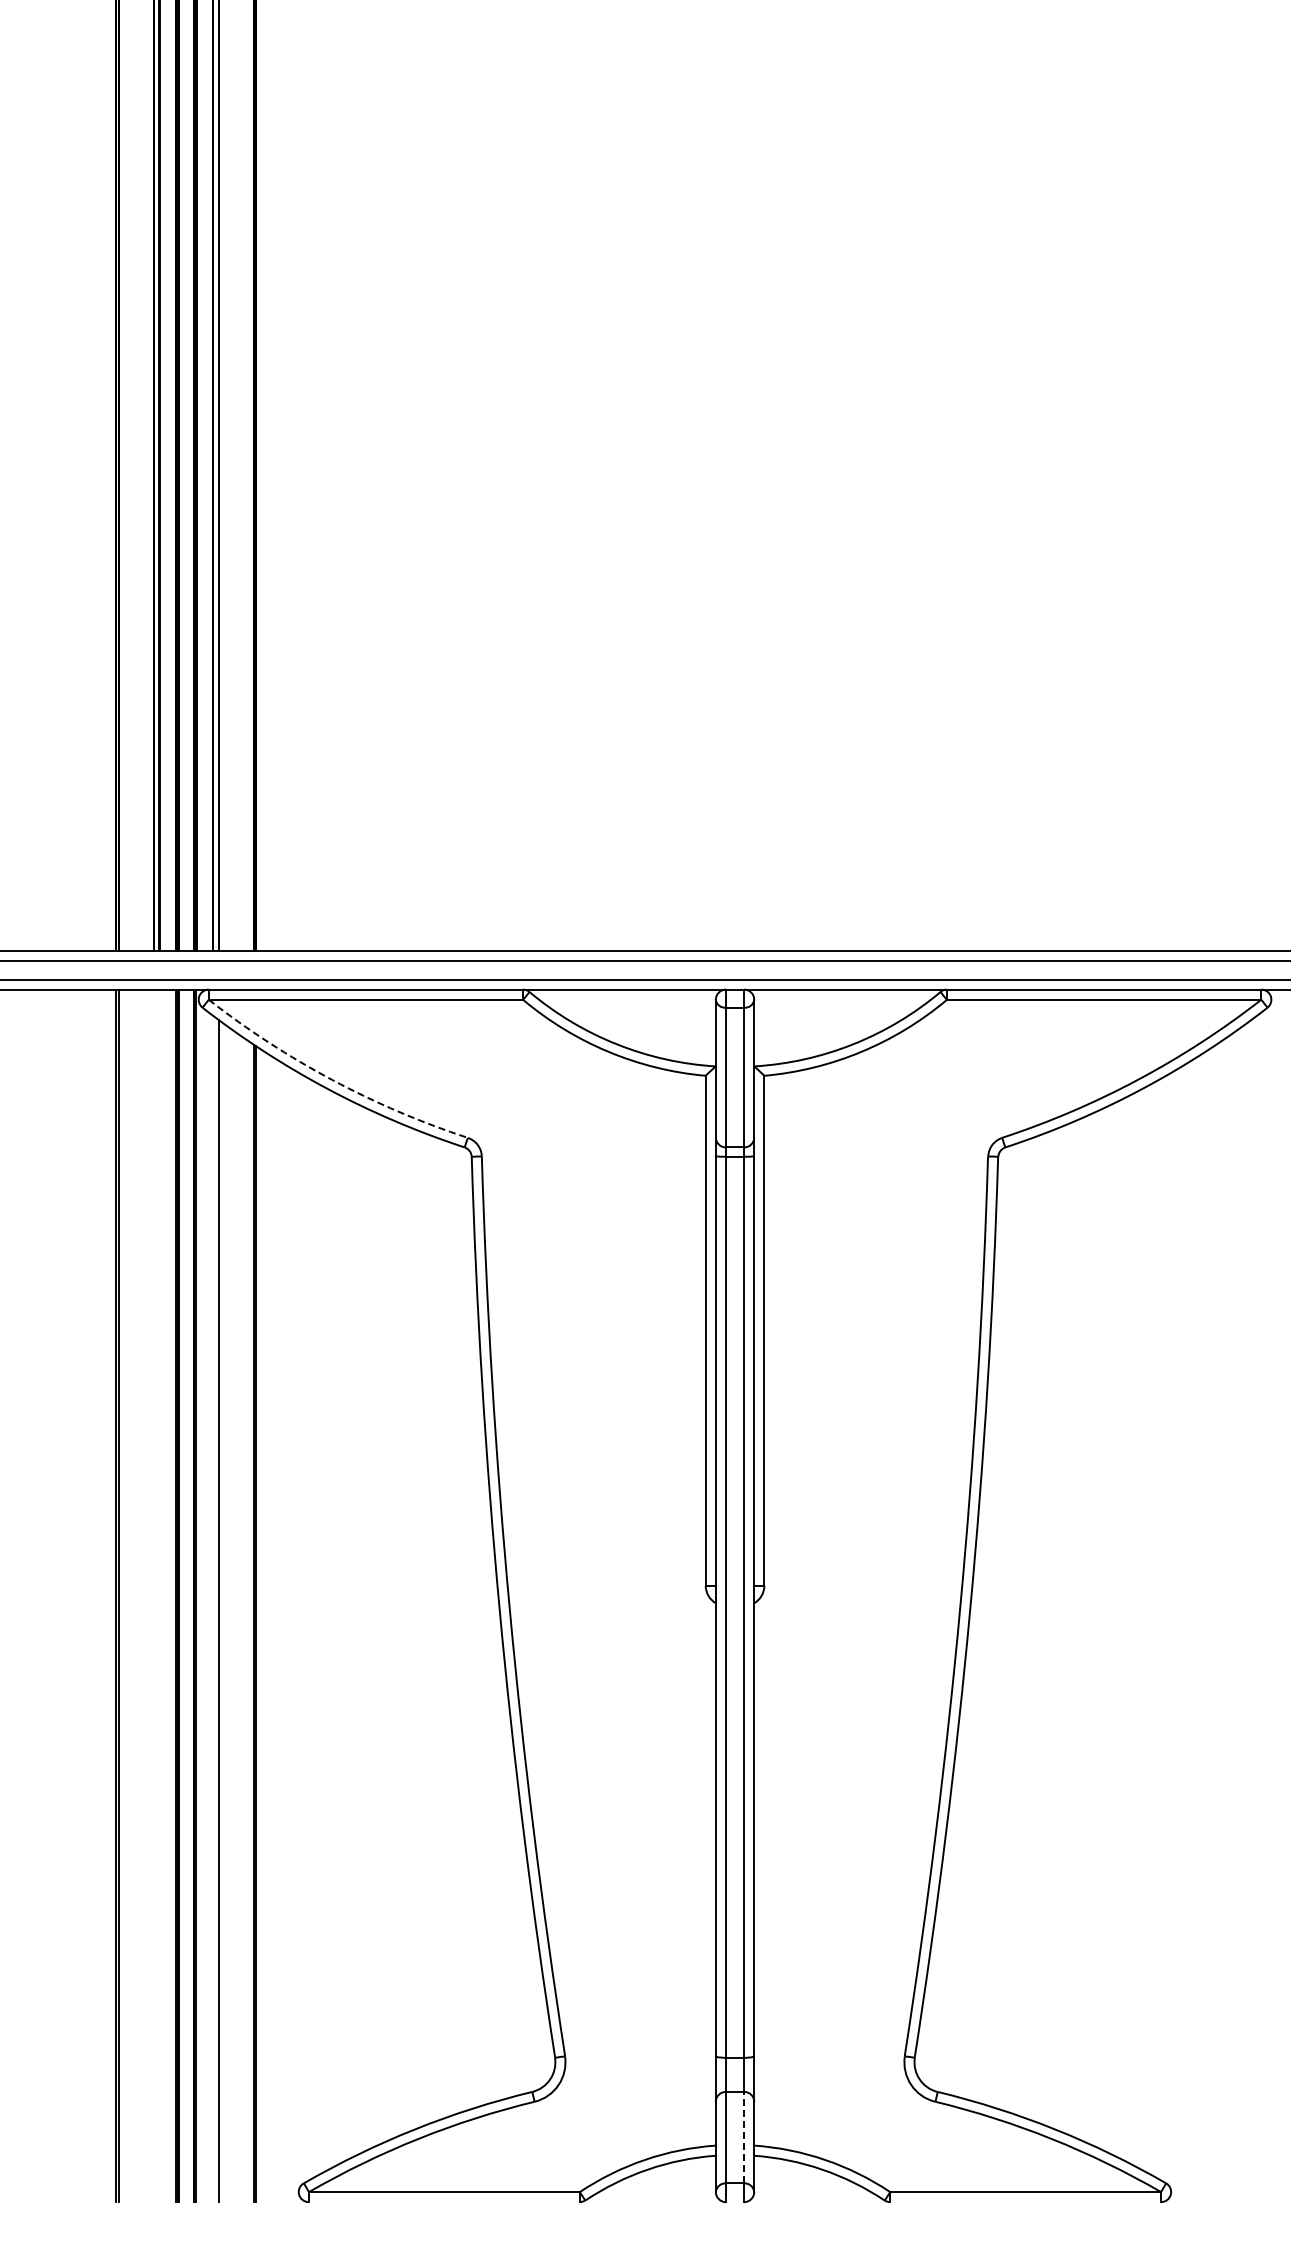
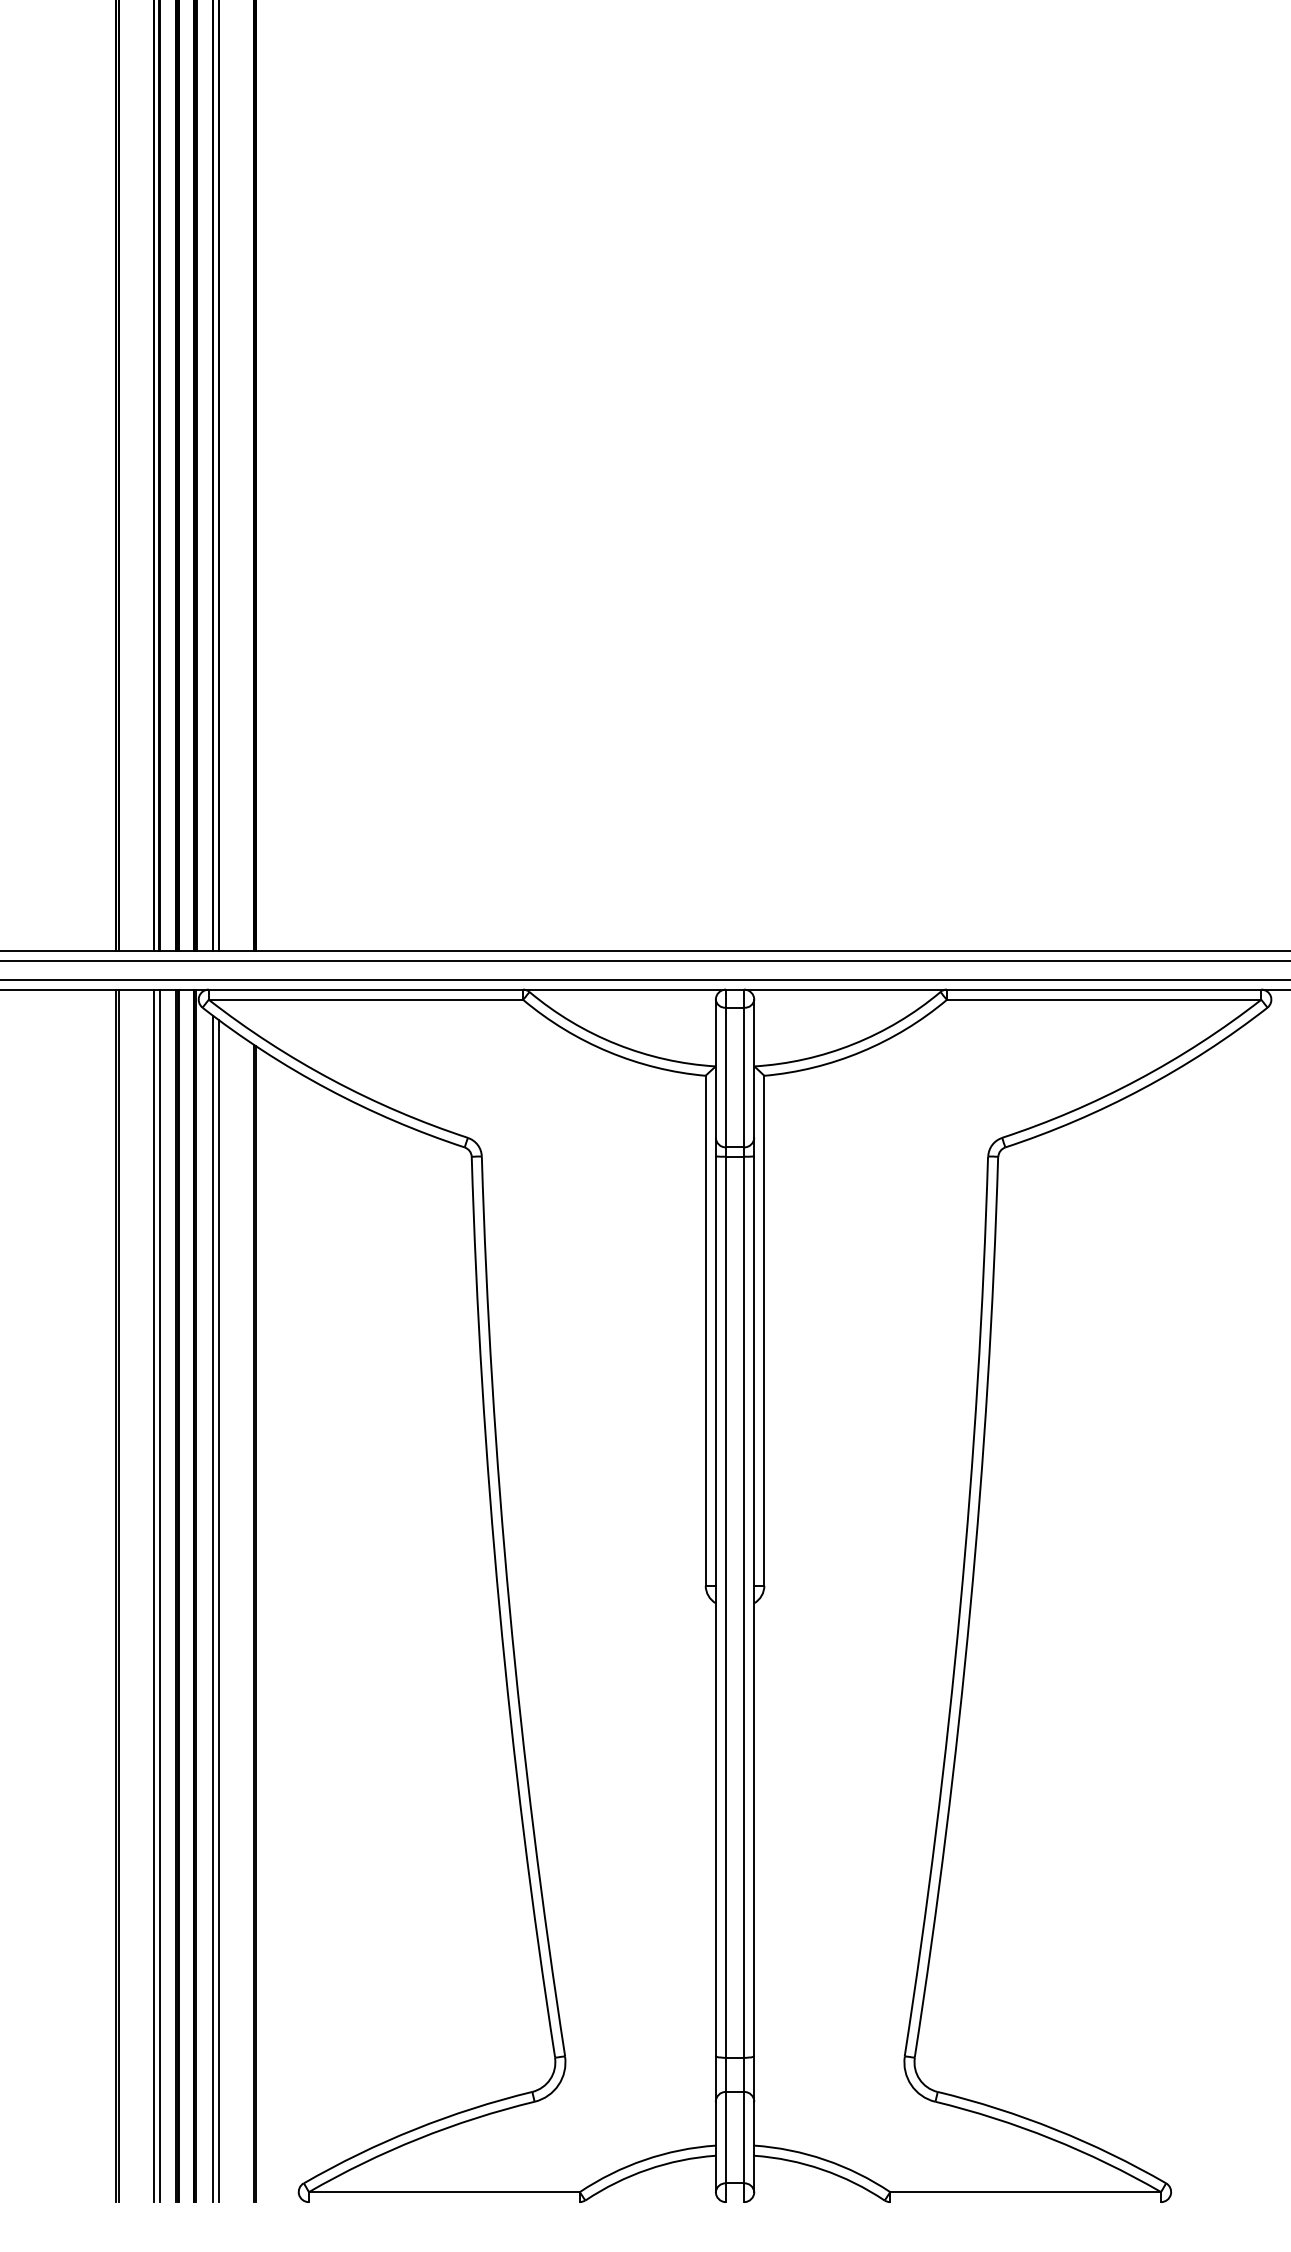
arc: dashed -> solid (332, 1080)
line: none -> present (153, 1595)
line: none -> present (159, 1595)
line: none -> present (213, 1609)
line: dashed -> solid (744, 2137)
